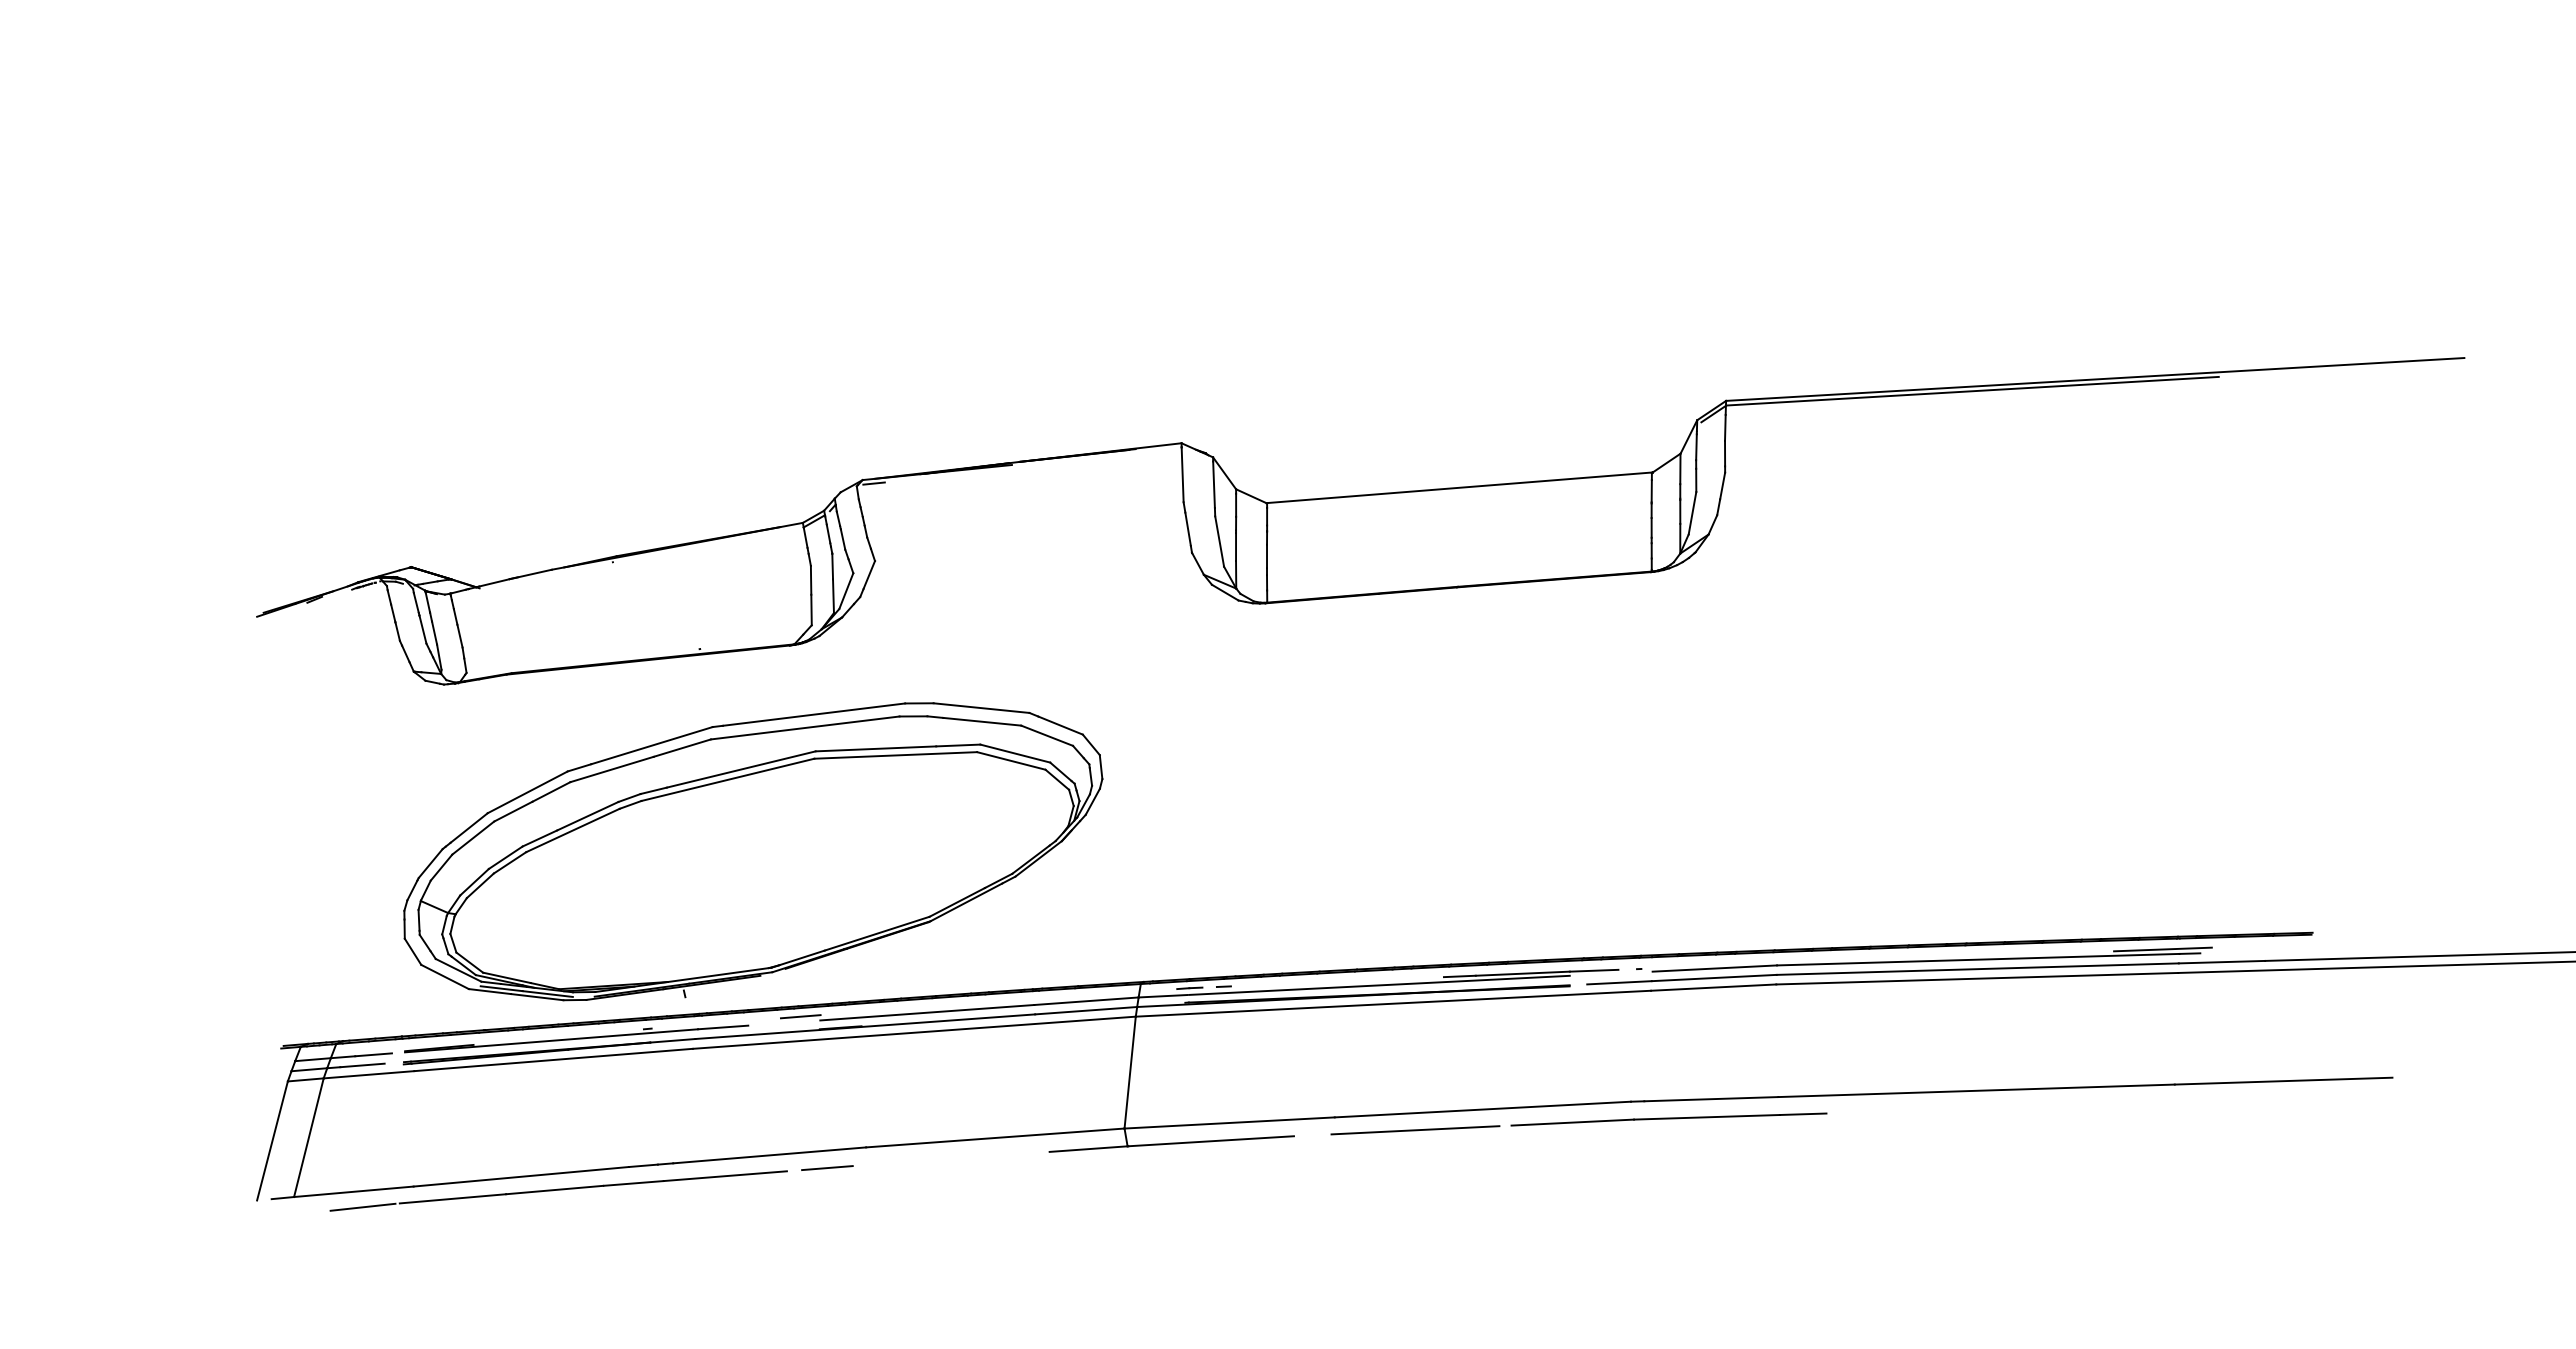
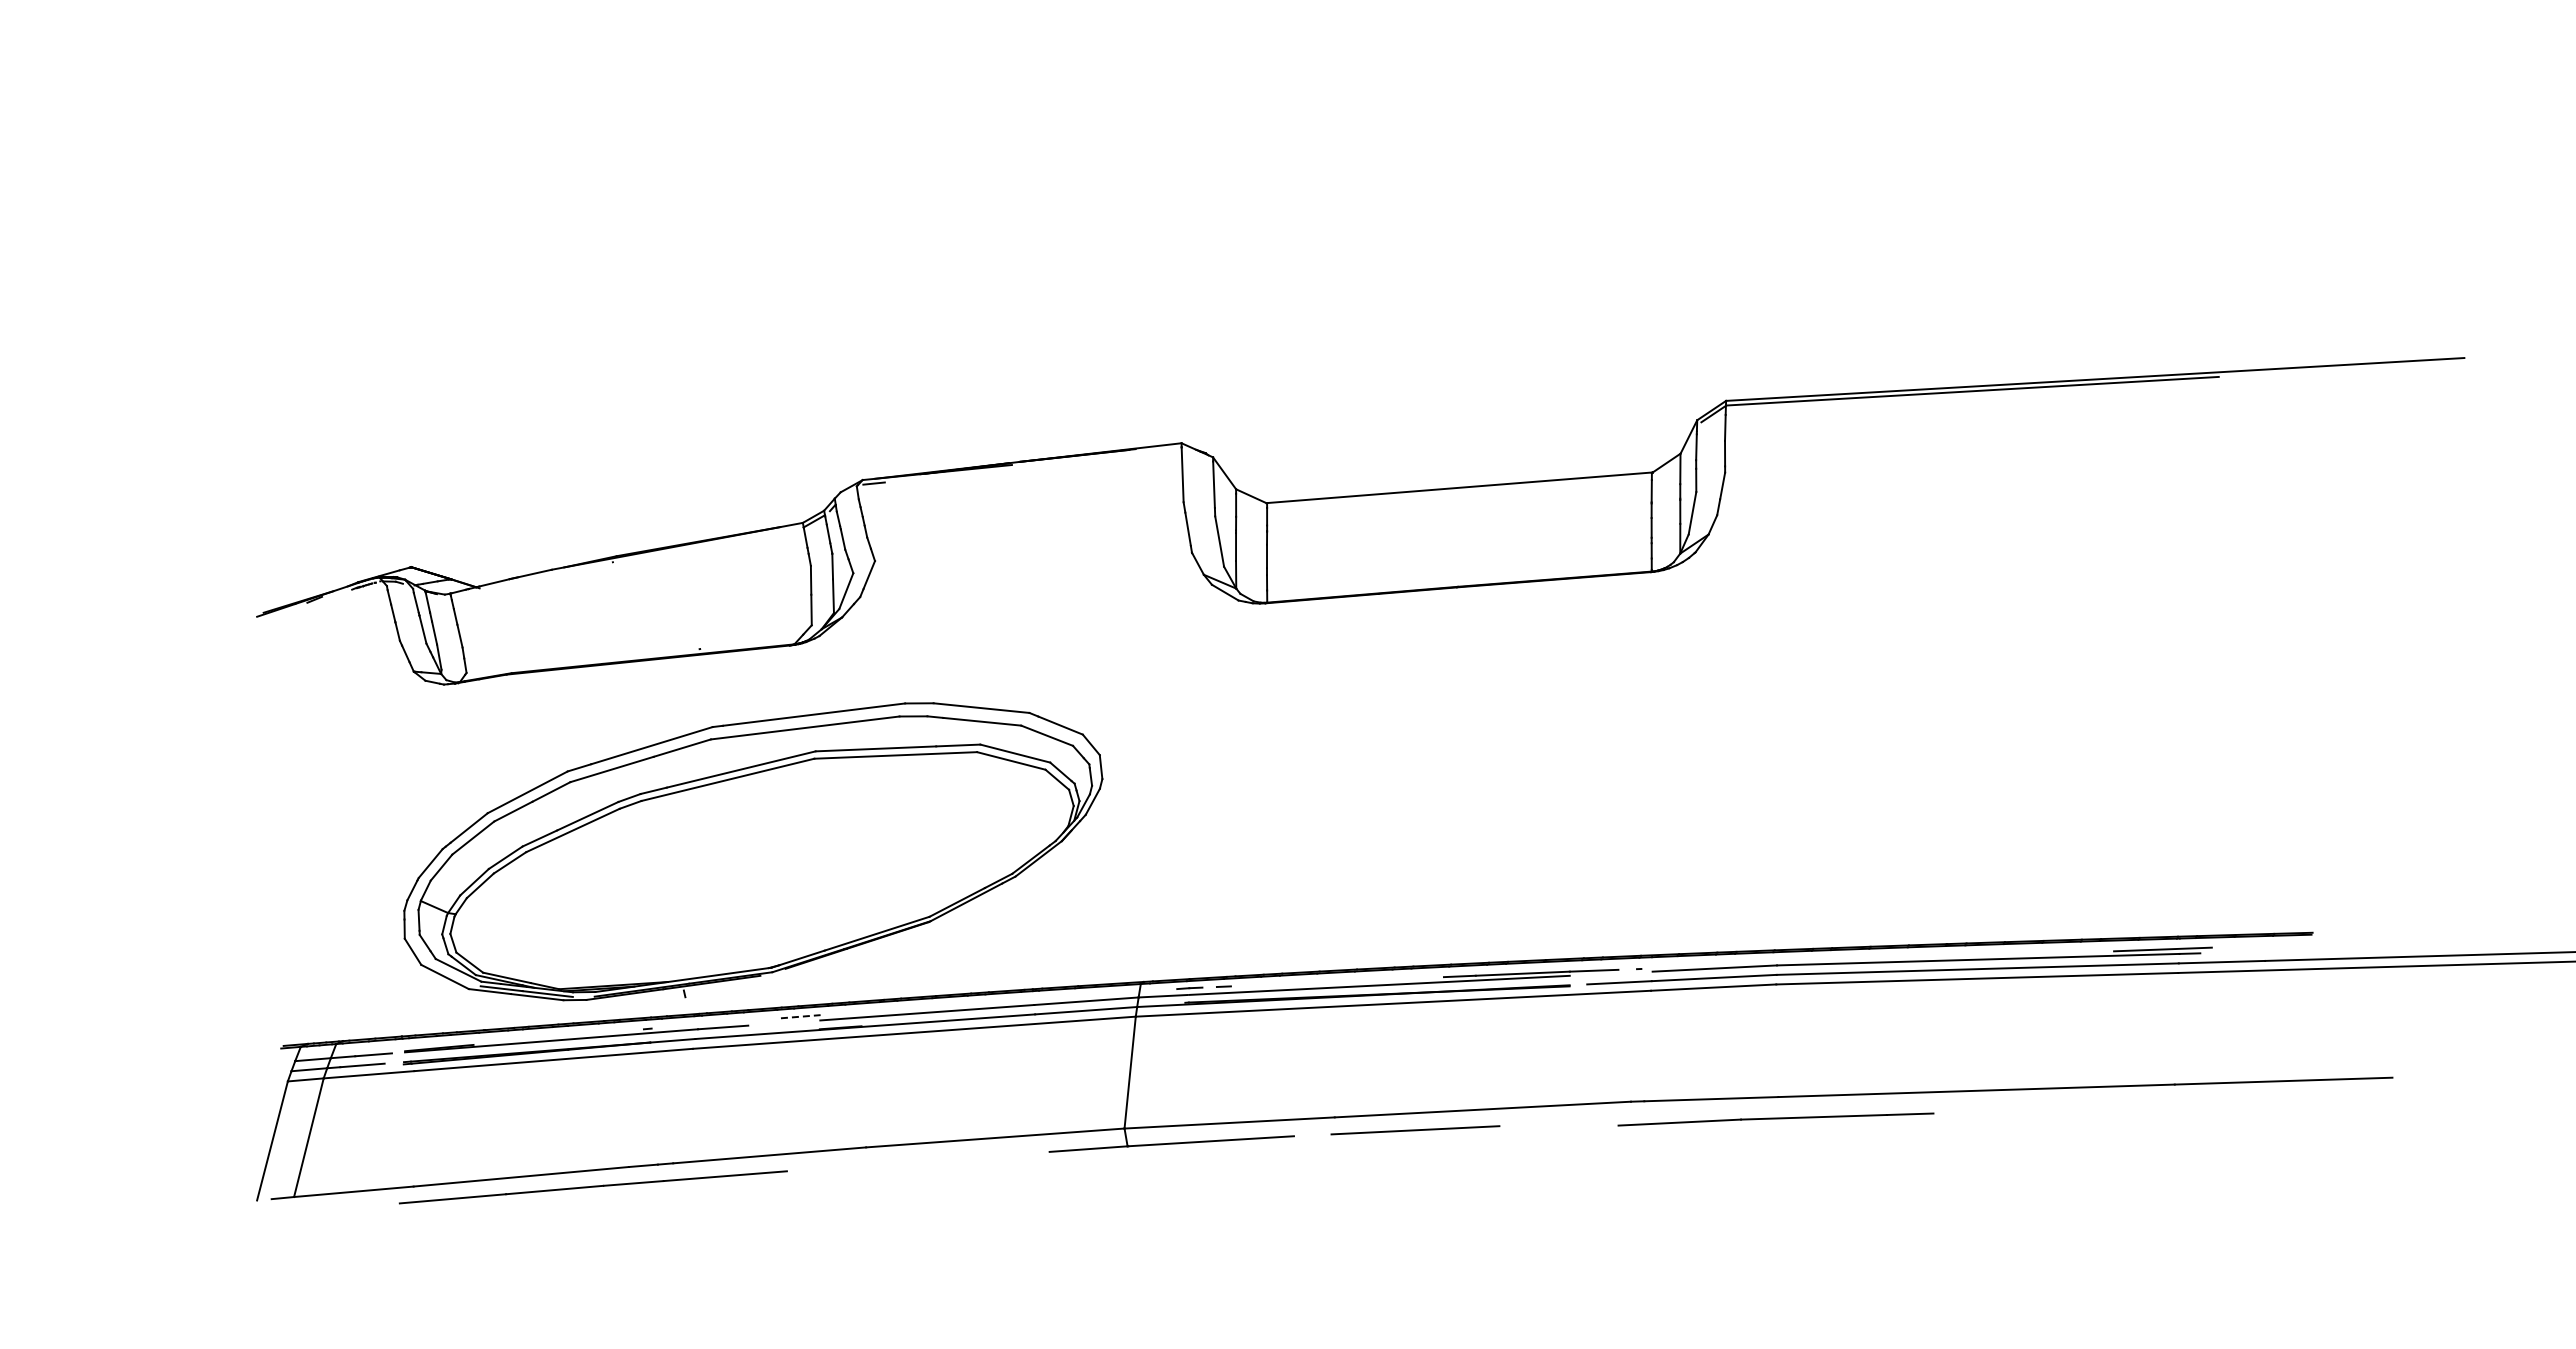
line: solid -> dashed (800, 1016)
part position: (1668, 1119) -> (1775, 1119) (1775, 1119)
line: present -> none (827, 1168)
line: present -> none (362, 1206)
